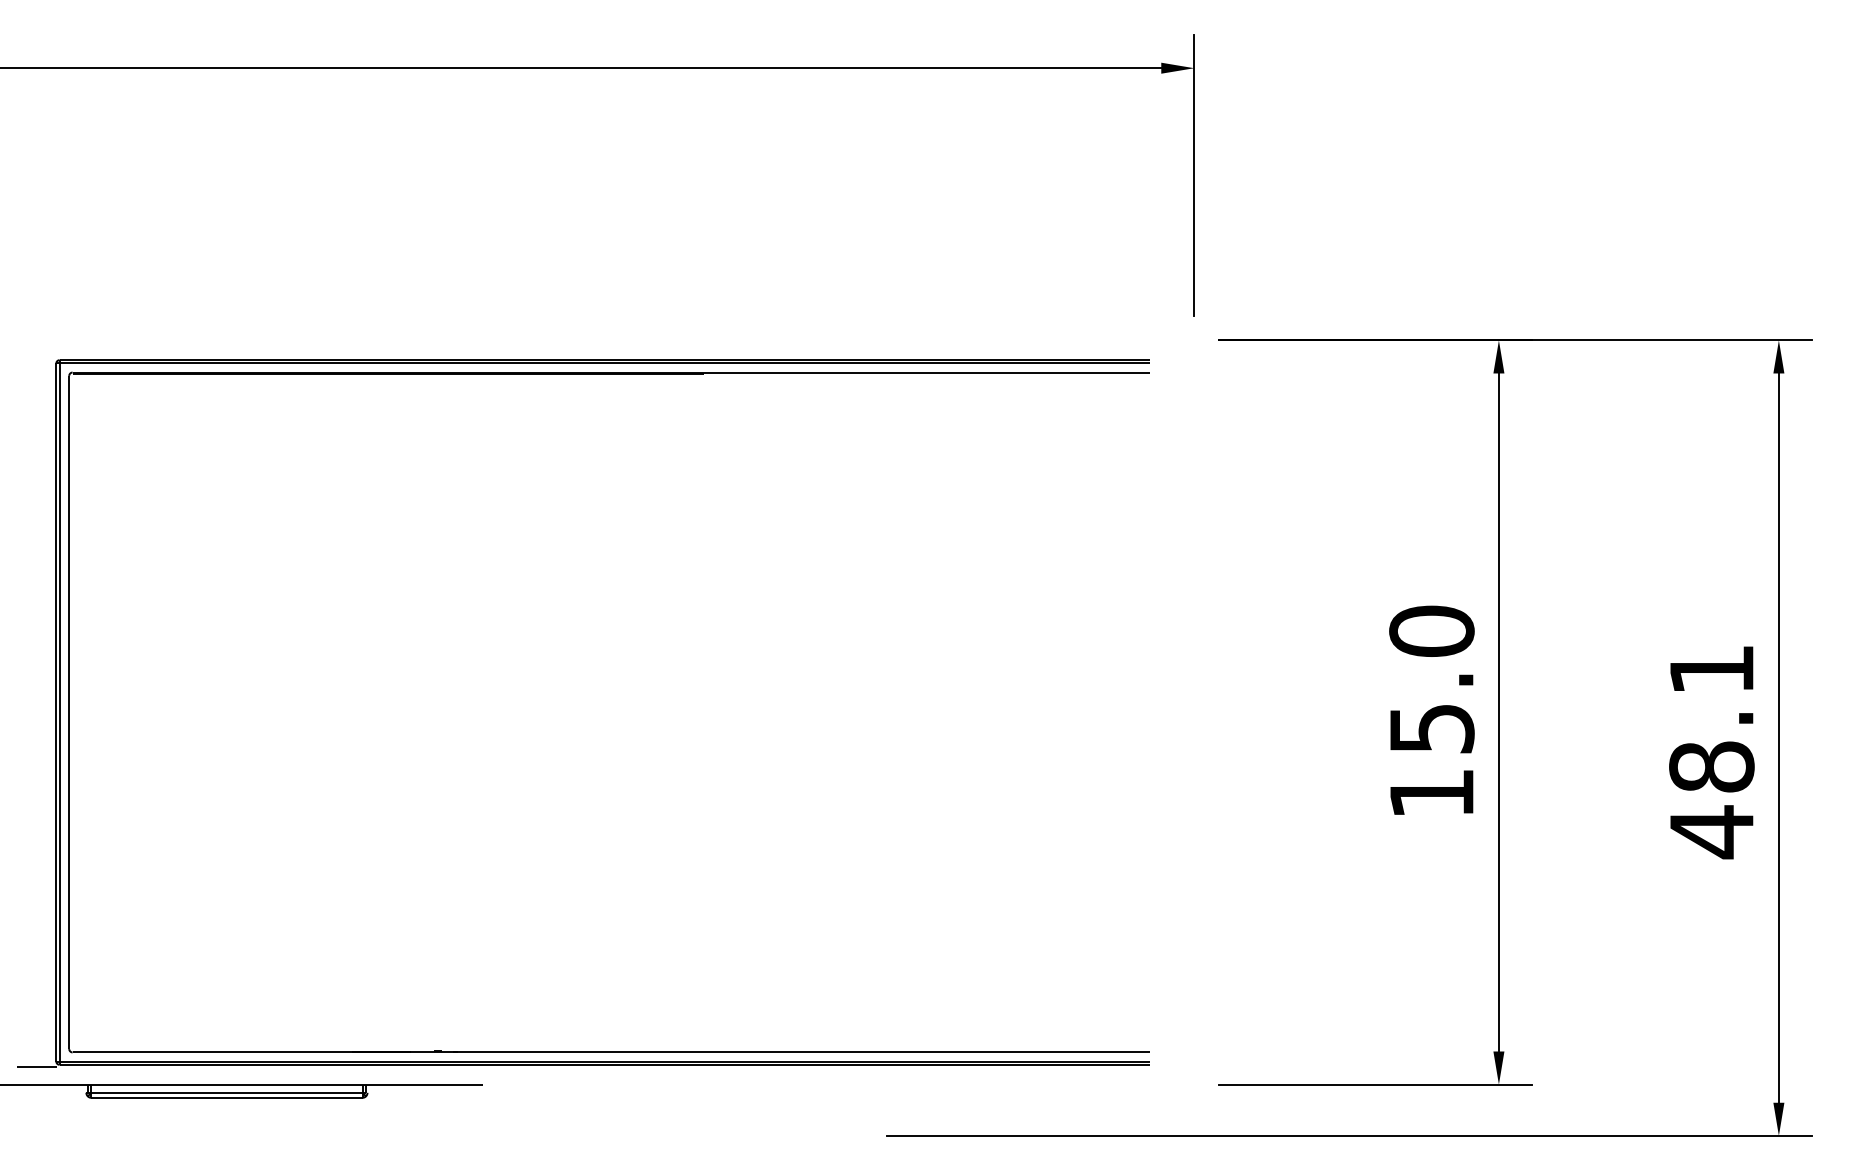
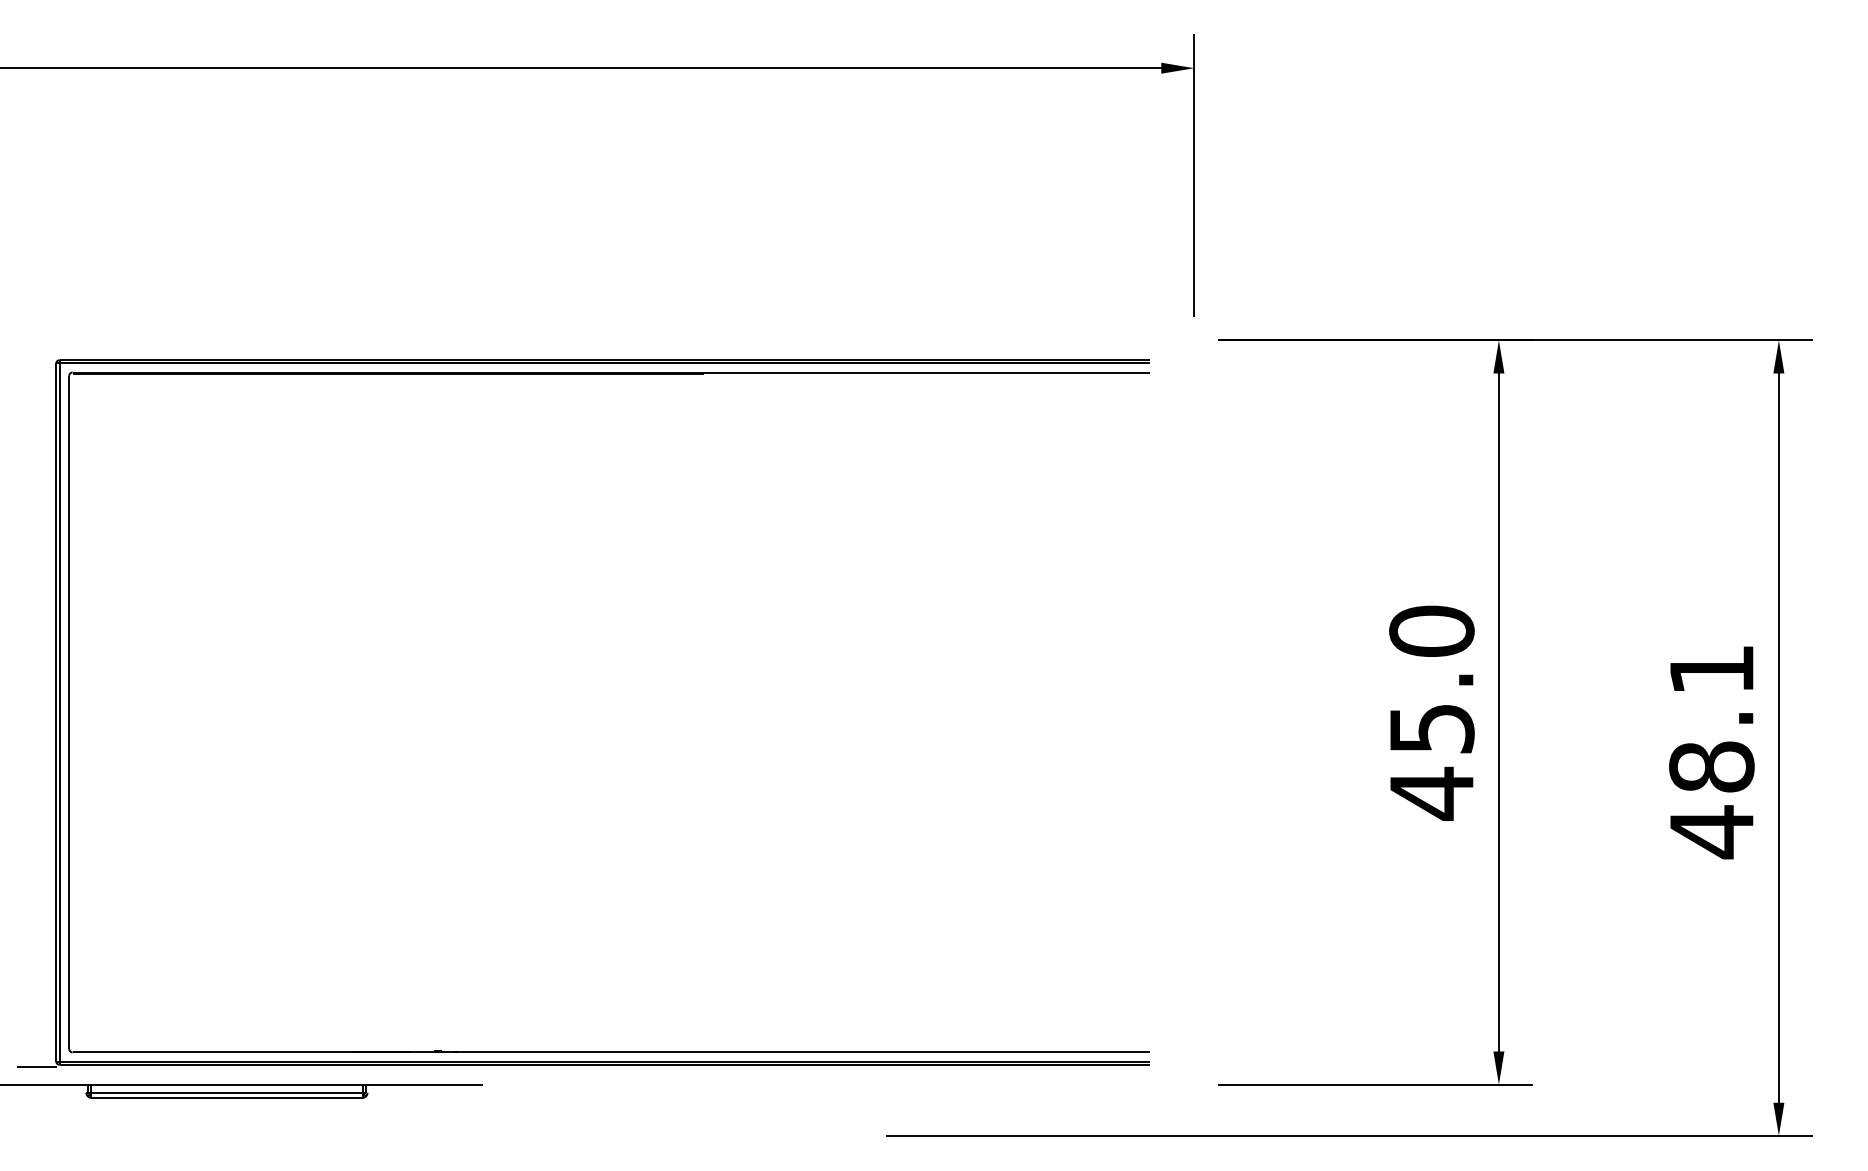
text: 15.0 -> 45.0 (1431, 793)
